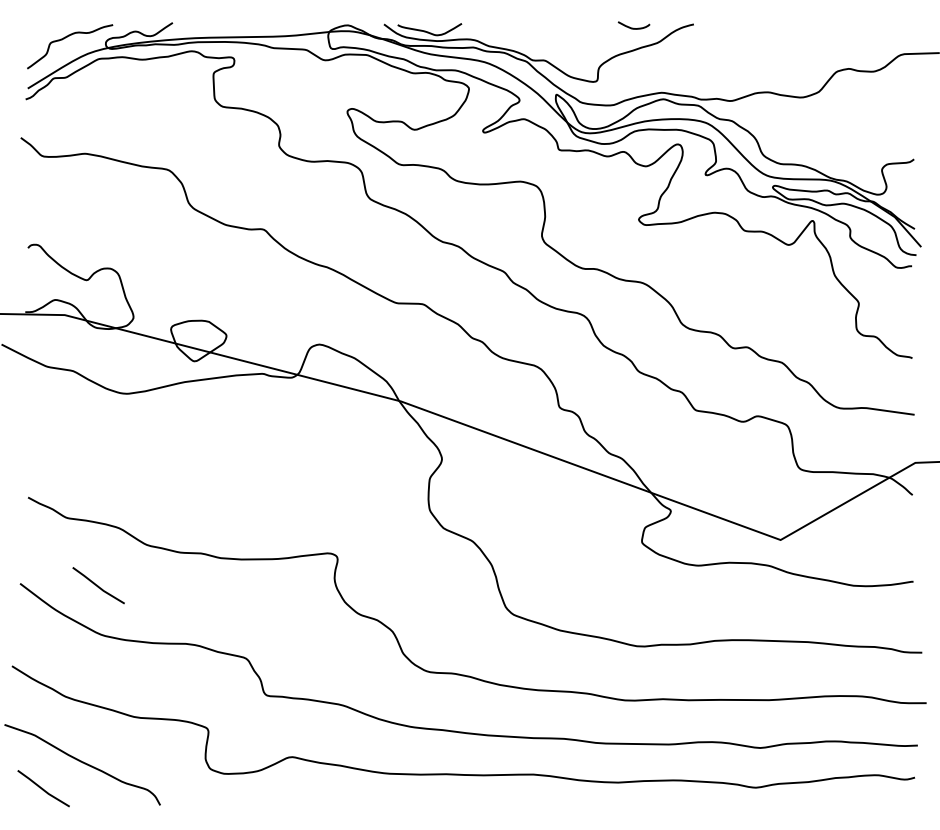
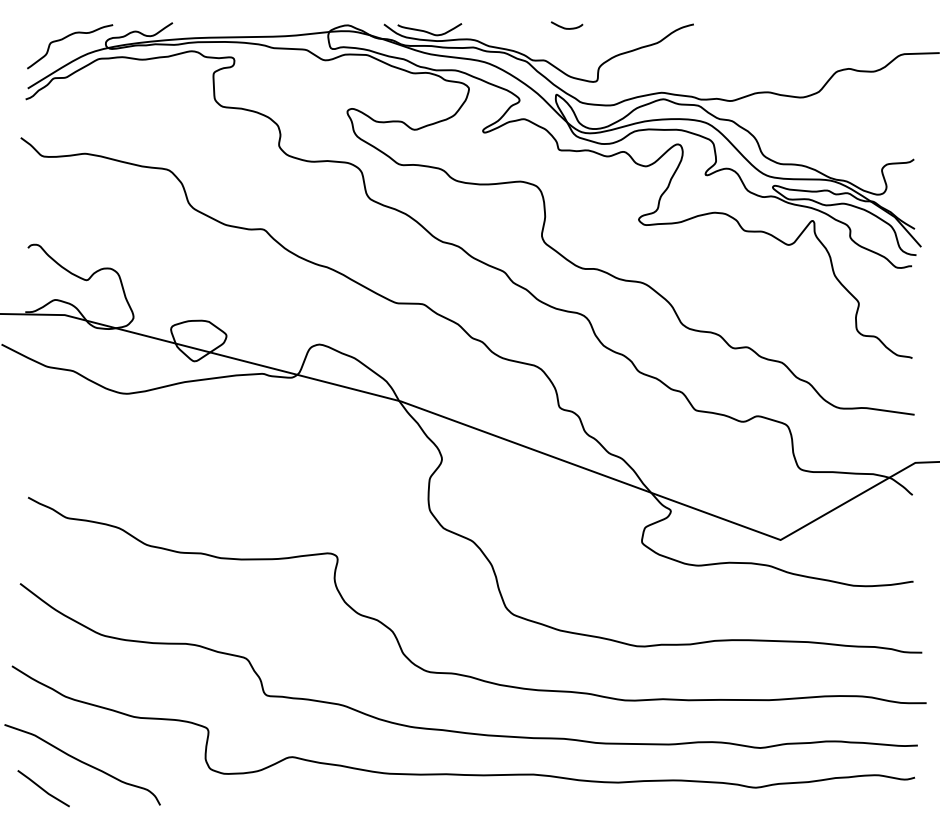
curve position: (633, 27) -> (566, 27) (566, 27)
line: present -> none (98, 585)
